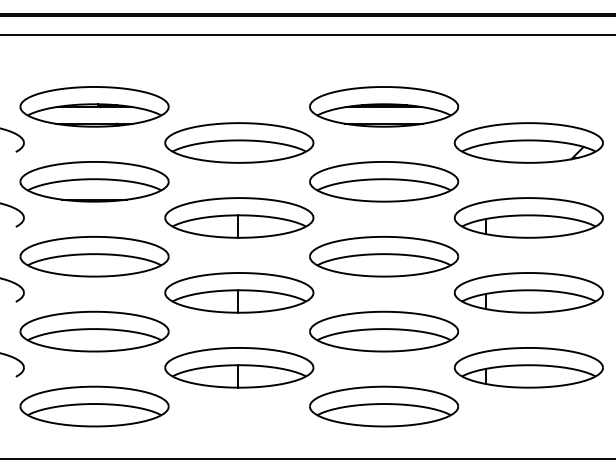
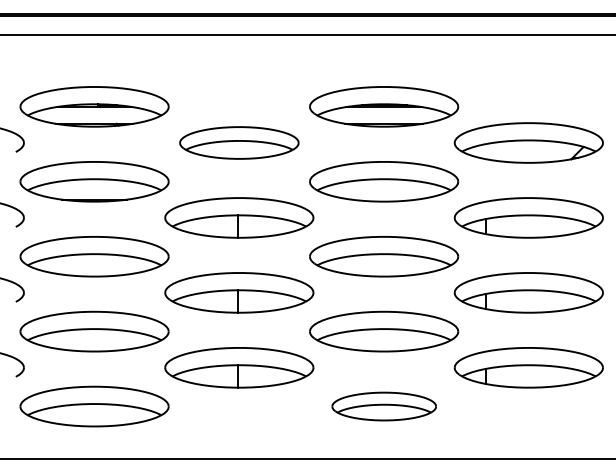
part size: 151x42 px -> 121x34 px (239, 142)
part size: 151x43 px -> 106x31 px (383, 406)
